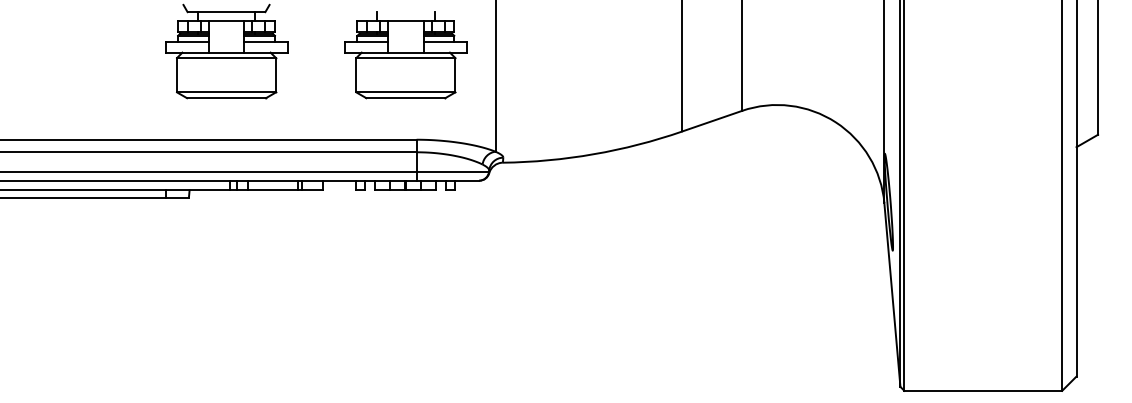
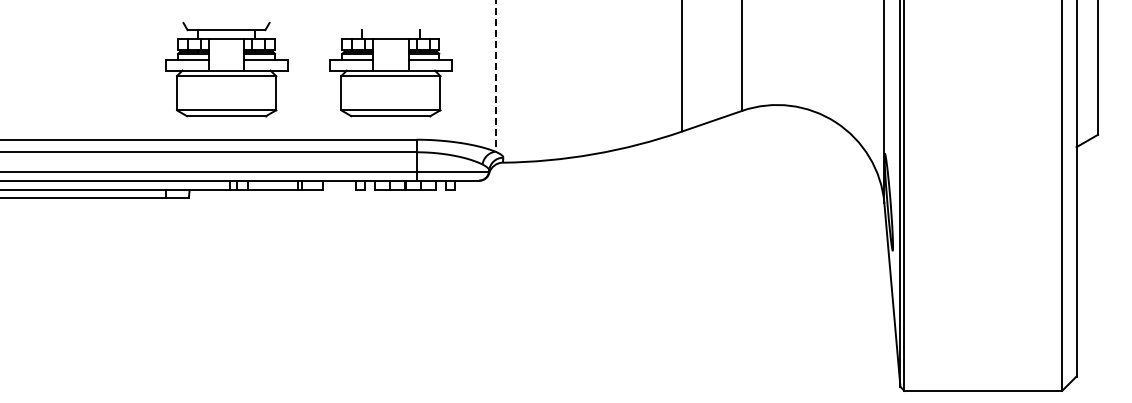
part position: (226, 51) -> (226, 69) (226, 69)
part position: (405, 55) -> (390, 73) (390, 73)
line: solid -> dashed (495, 75)
